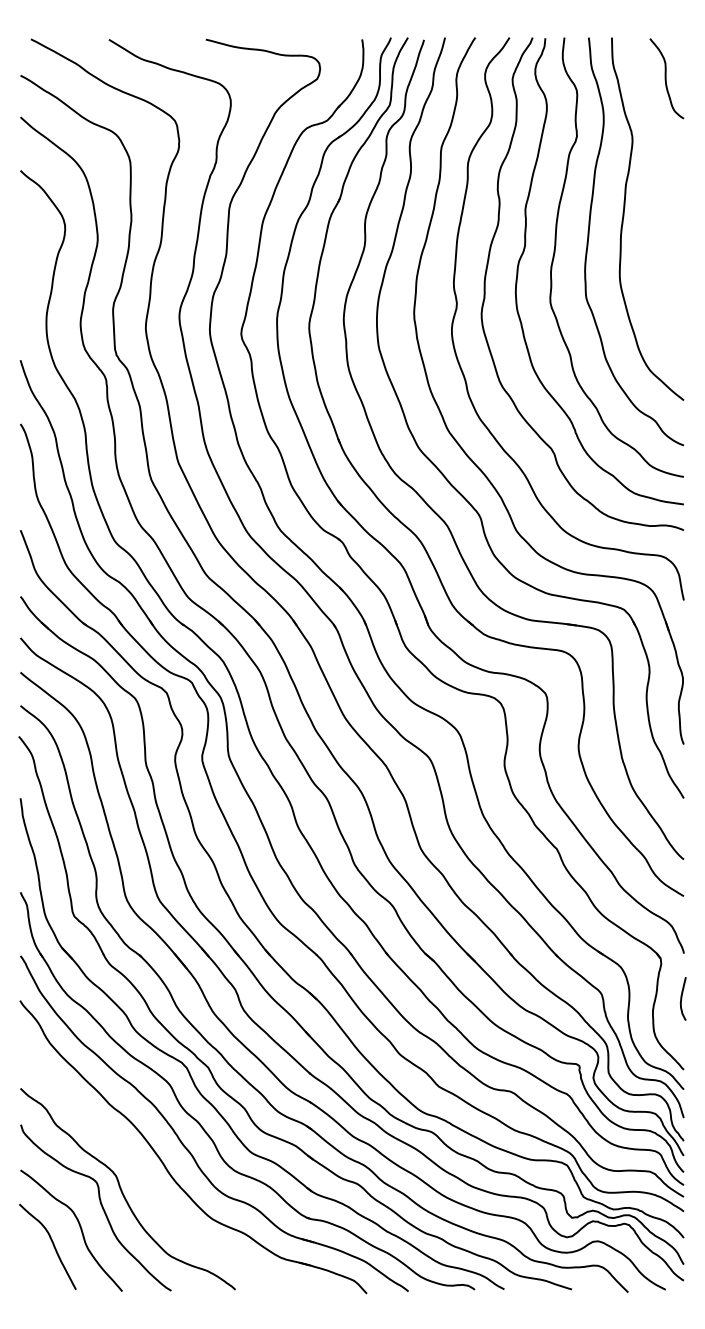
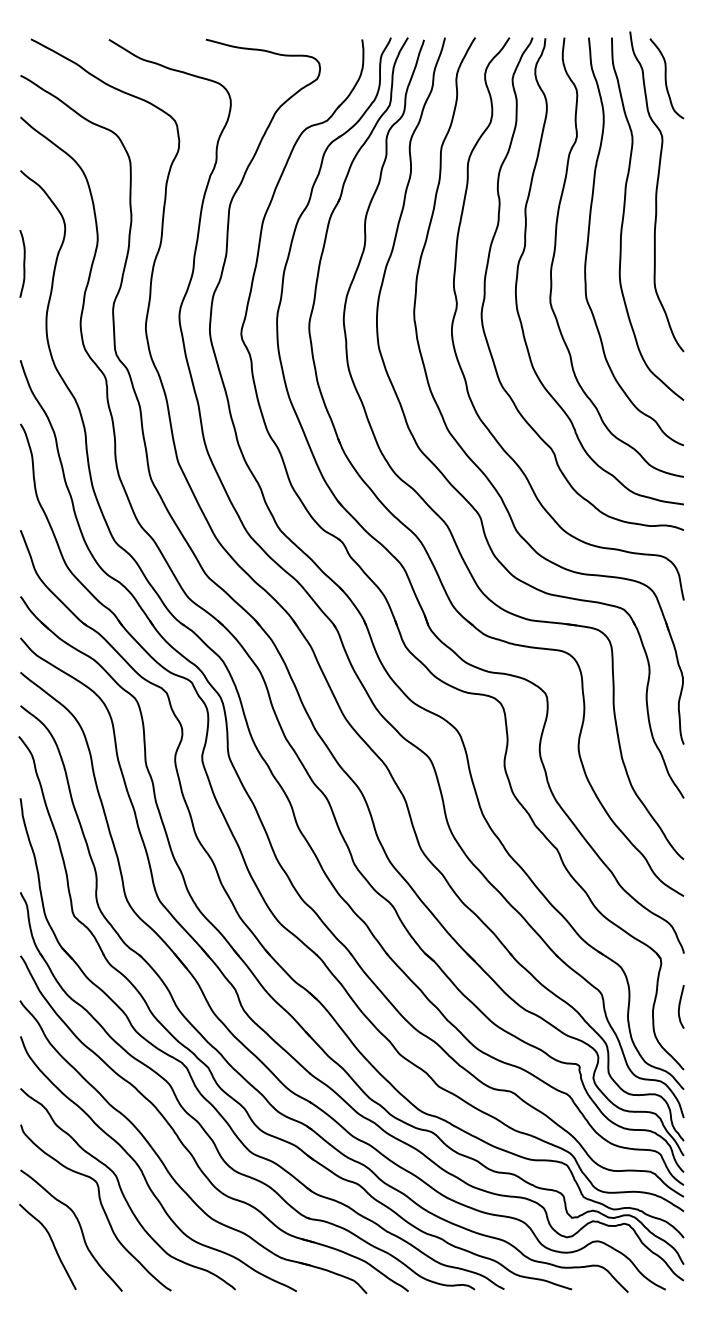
curve: none -> present (656, 191)
curve: none -> present (23, 263)
curve position: (682, 998) -> (680, 1006) (680, 1006)
curve: none -> present (143, 1172)
